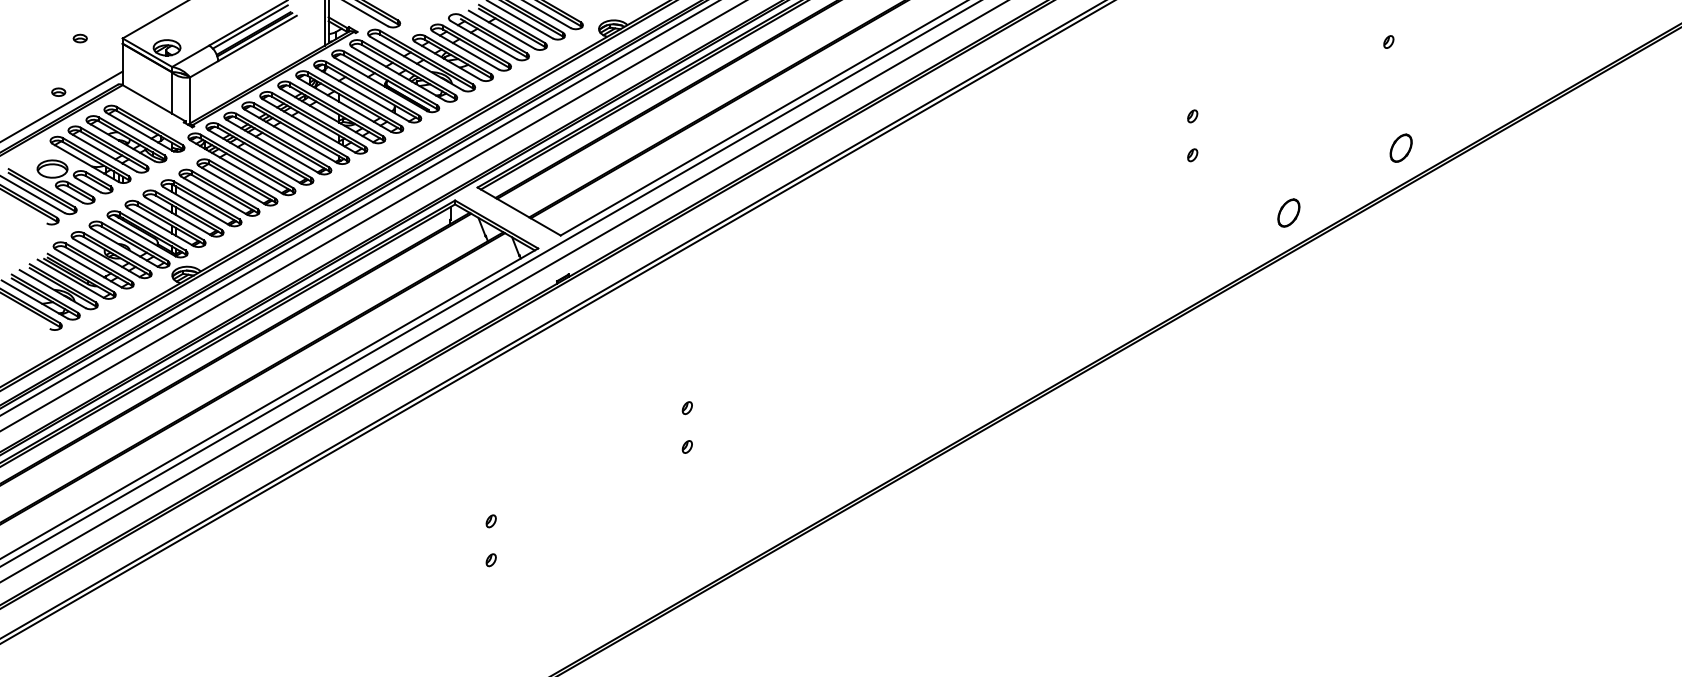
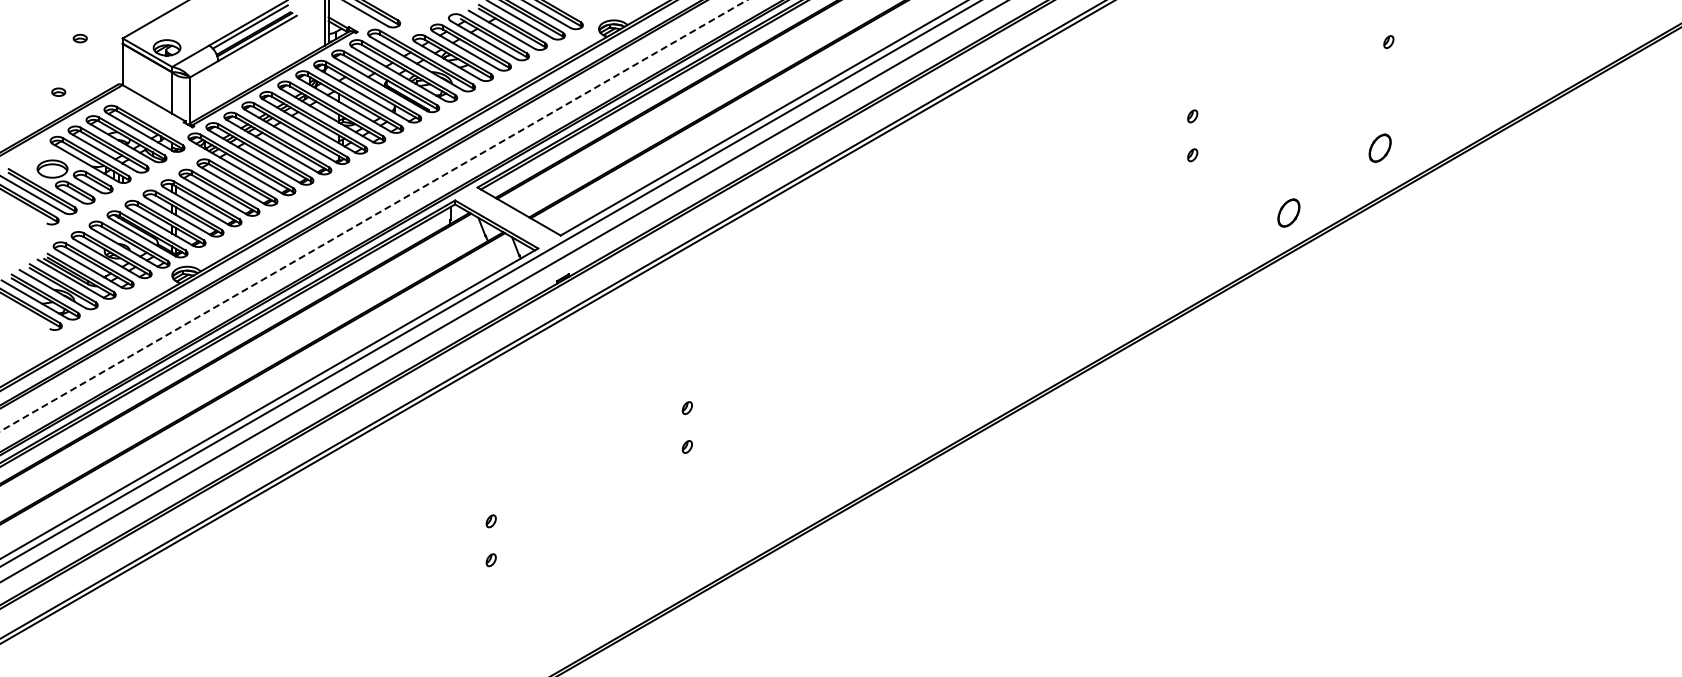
line: present -> none (62, 106)
part position: (1400, 147) -> (1379, 147) (1379, 147)
line: present -> none (359, 208)
line: solid -> dashed (373, 215)
